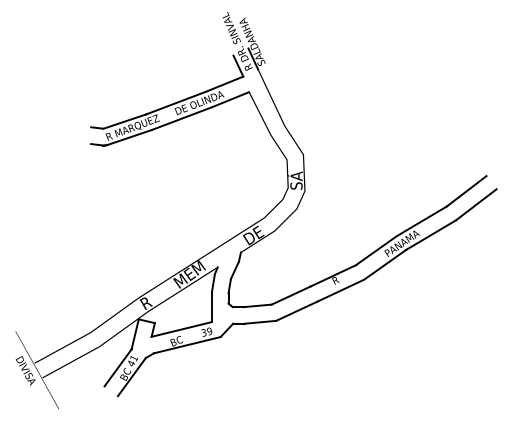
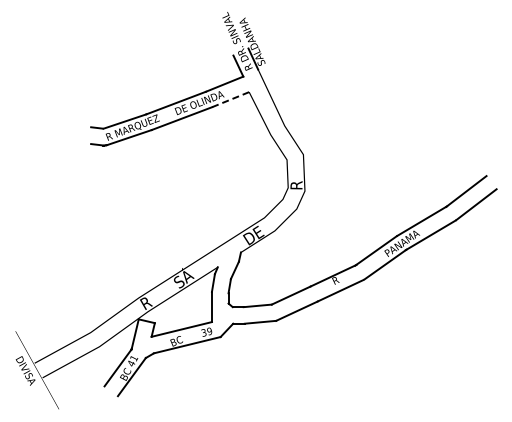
line: solid -> dashed (231, 99)
text: SÁ -> R (295, 180)
text: MEM -> SÁ (189, 274)
